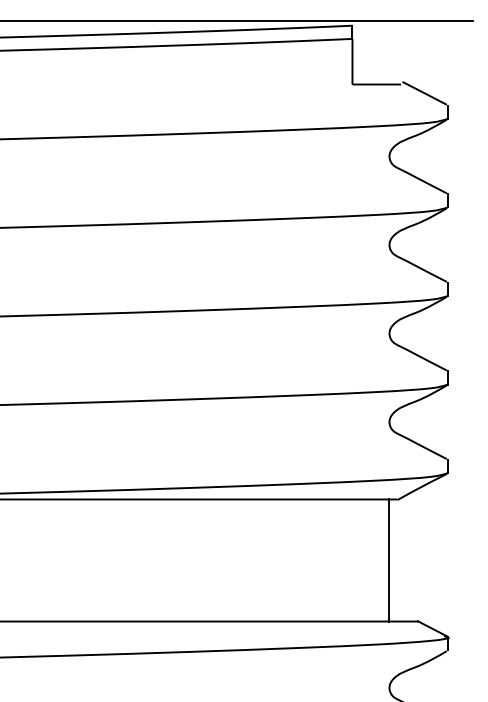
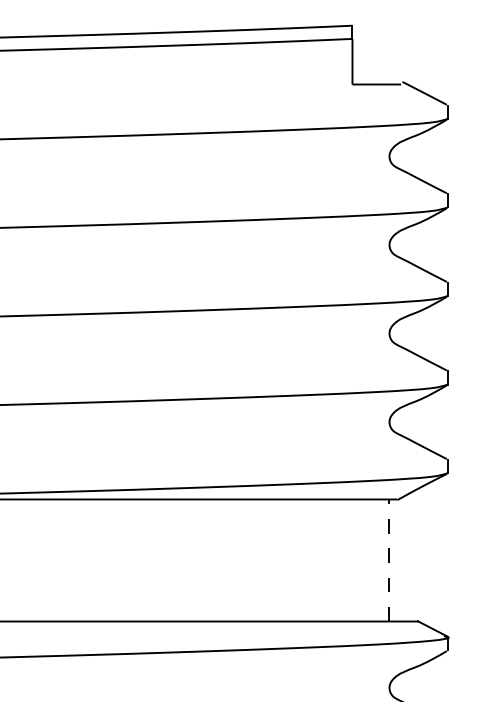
line: present -> none (237, 21)
line: solid -> dashed (389, 560)
